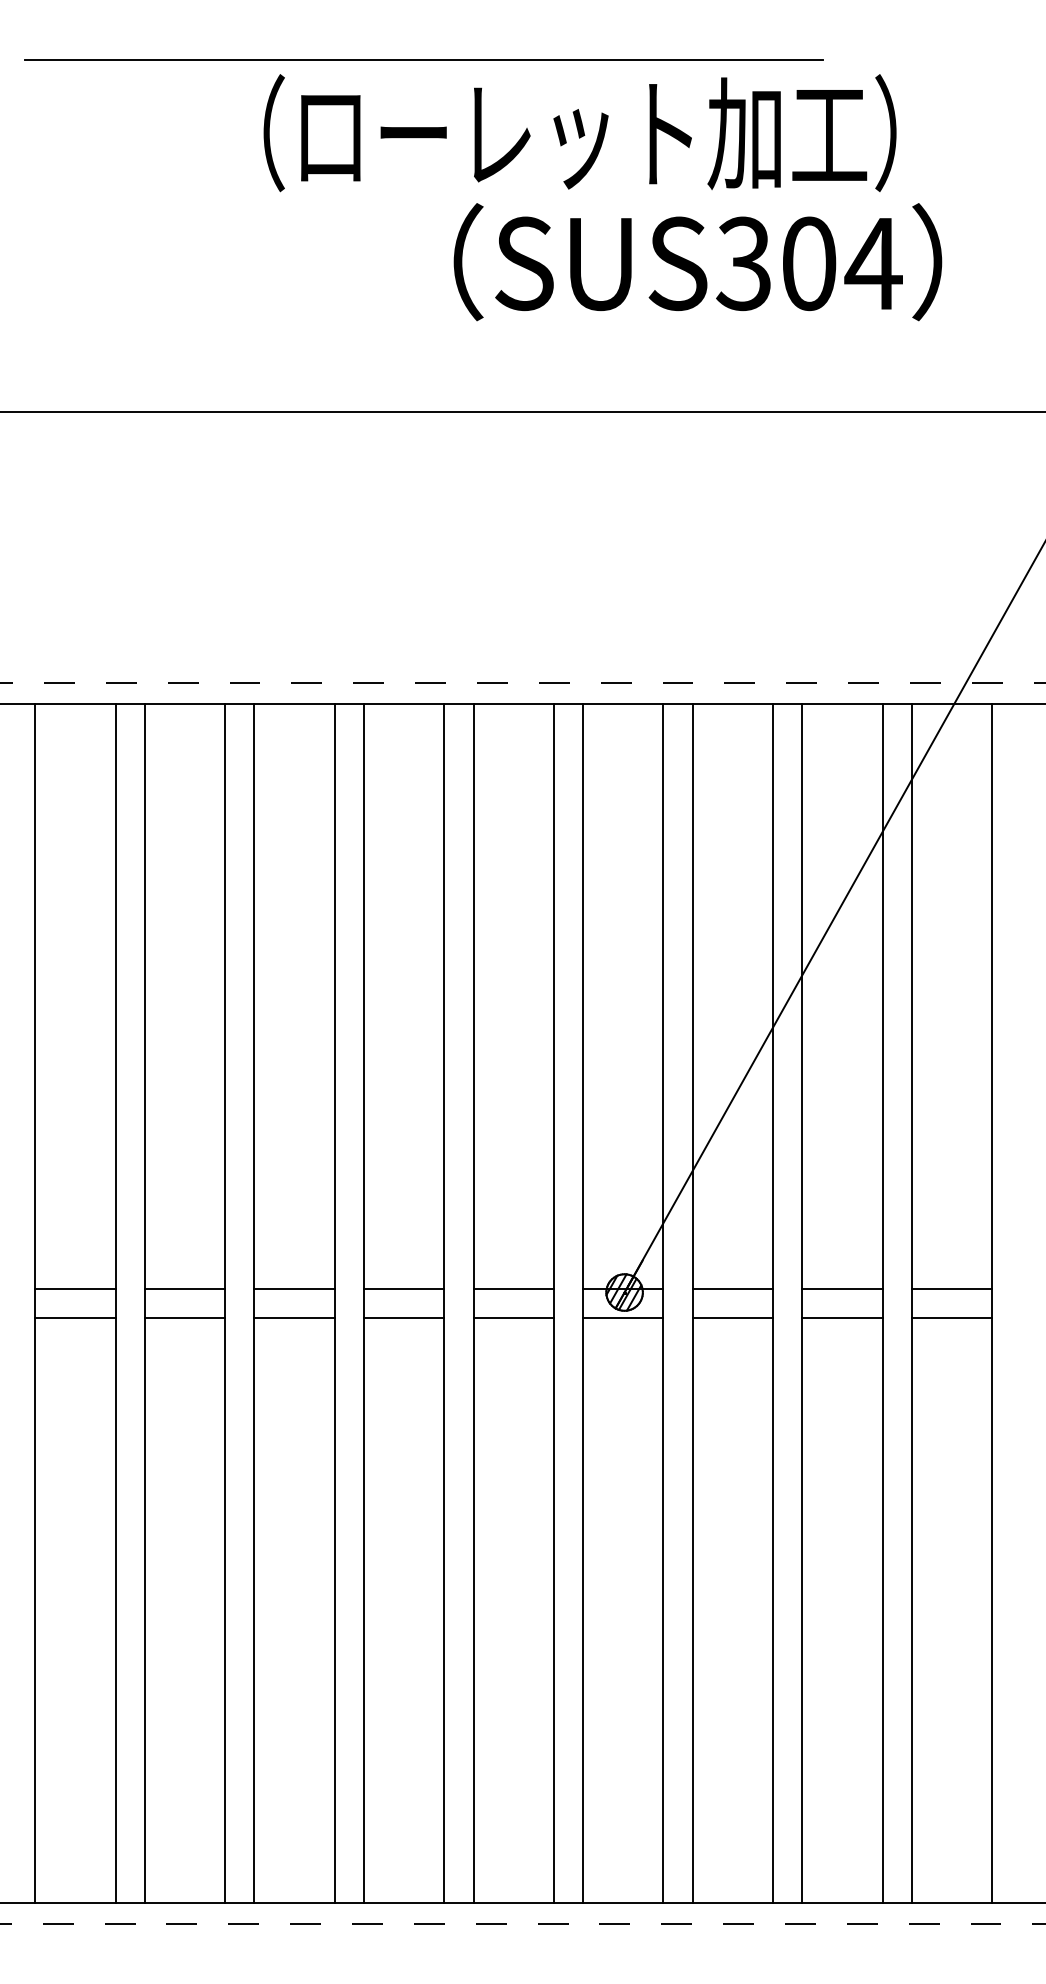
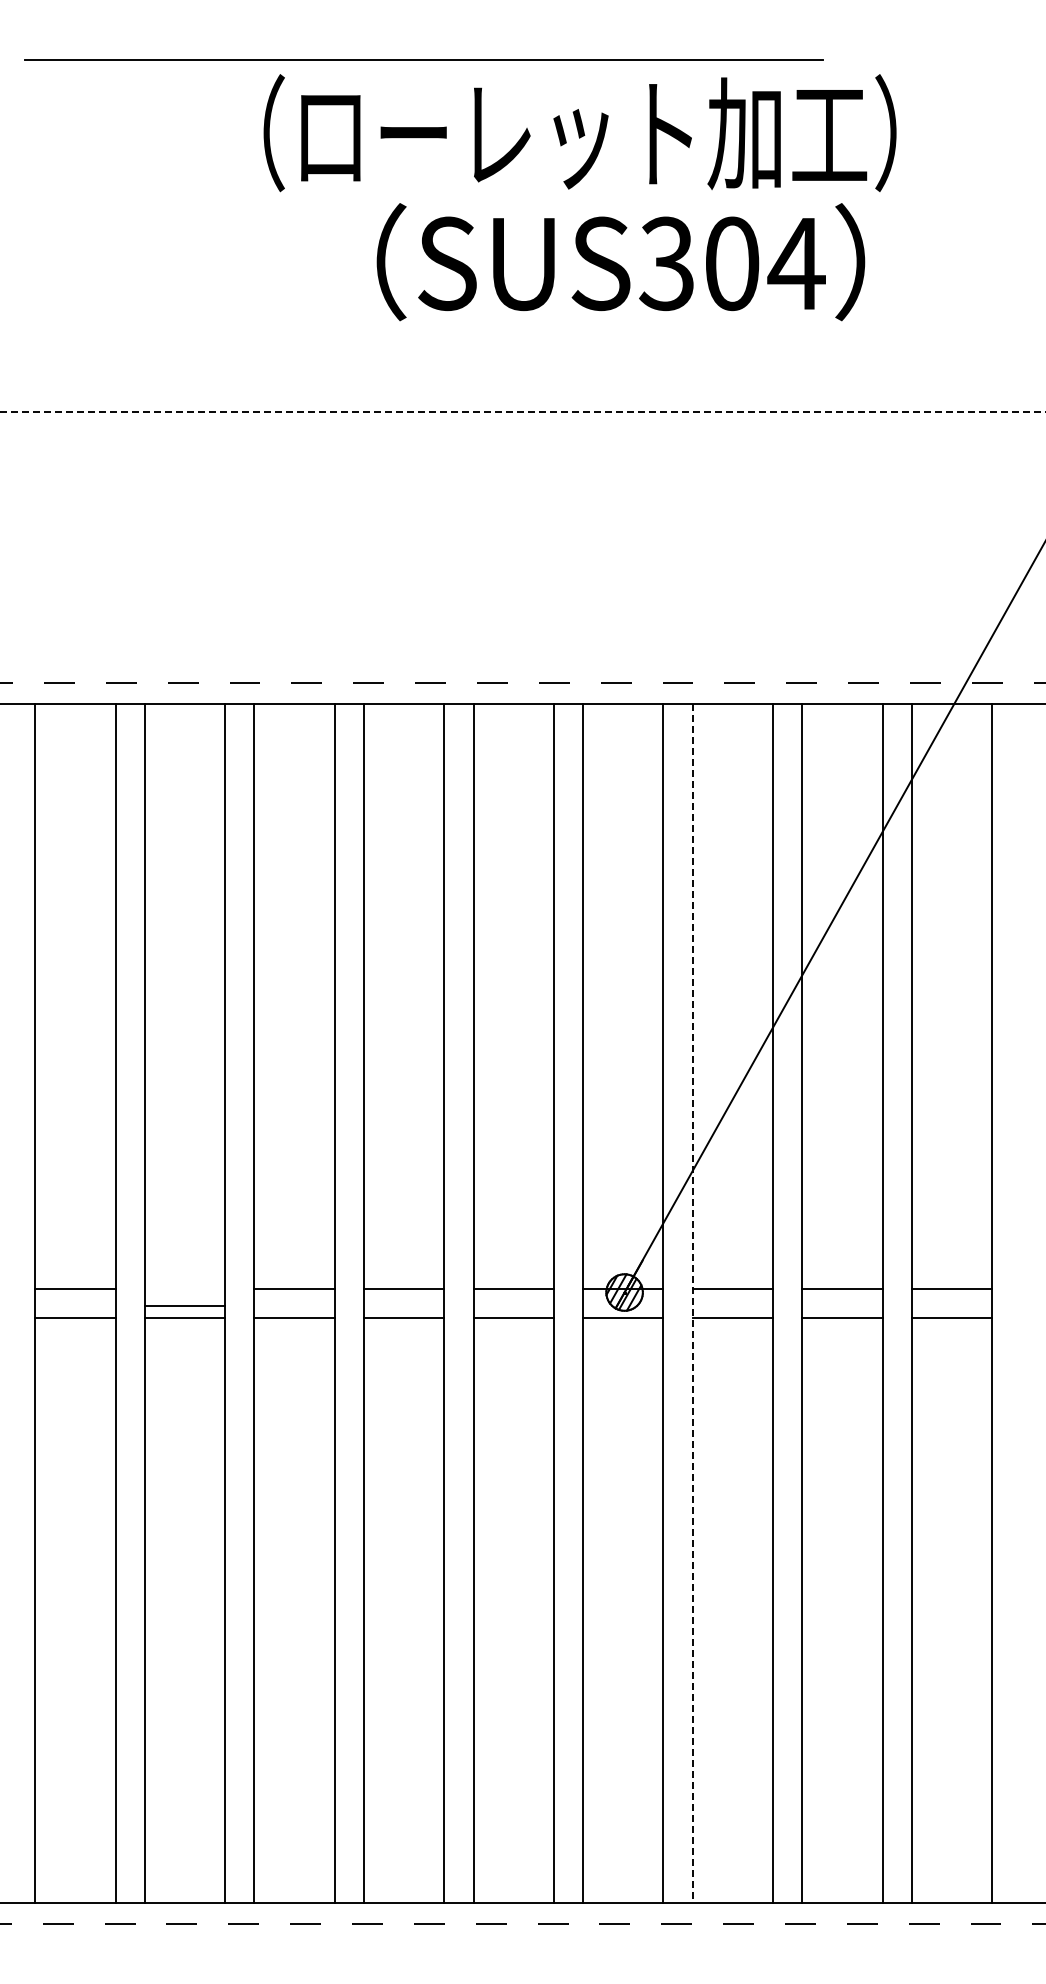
text position: (697, 262) -> (620, 262) (620, 262)
line: solid -> dashed (523, 412)
line position: (184, 1288) -> (184, 1305) (184, 1305)
line: solid -> dashed (692, 1304)
